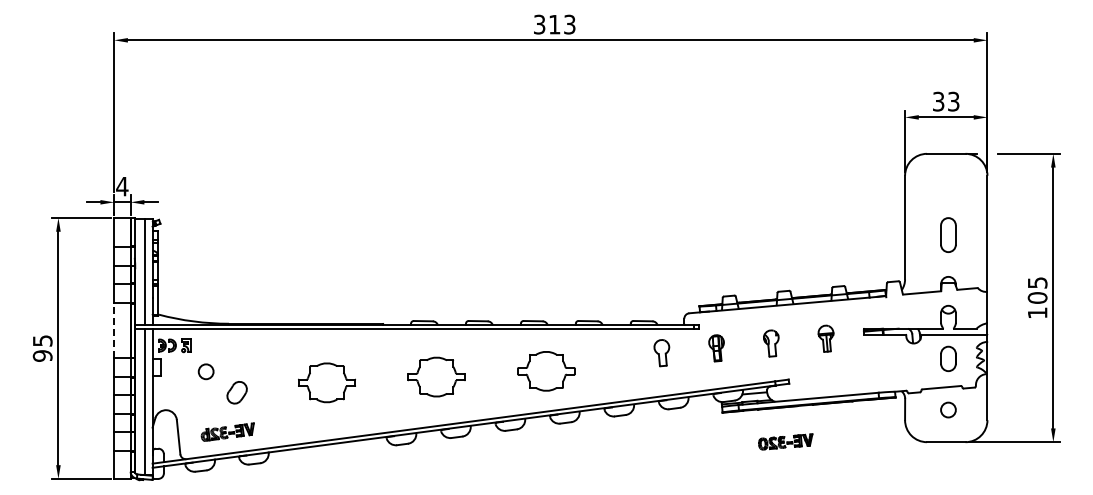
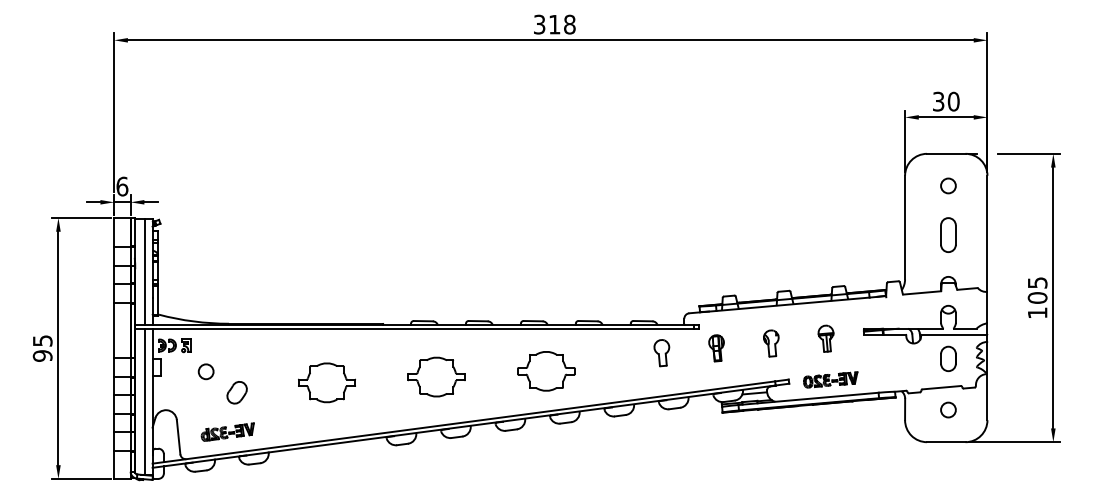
text: 313 -> 318 (569, 24)
text: 33 -> 30 (953, 101)
circle: none -> present (948, 185)
text: 4 -> 6 (122, 186)
line: dashed -> solid (114, 330)
part position: (785, 441) -> (830, 379) (830, 379)
